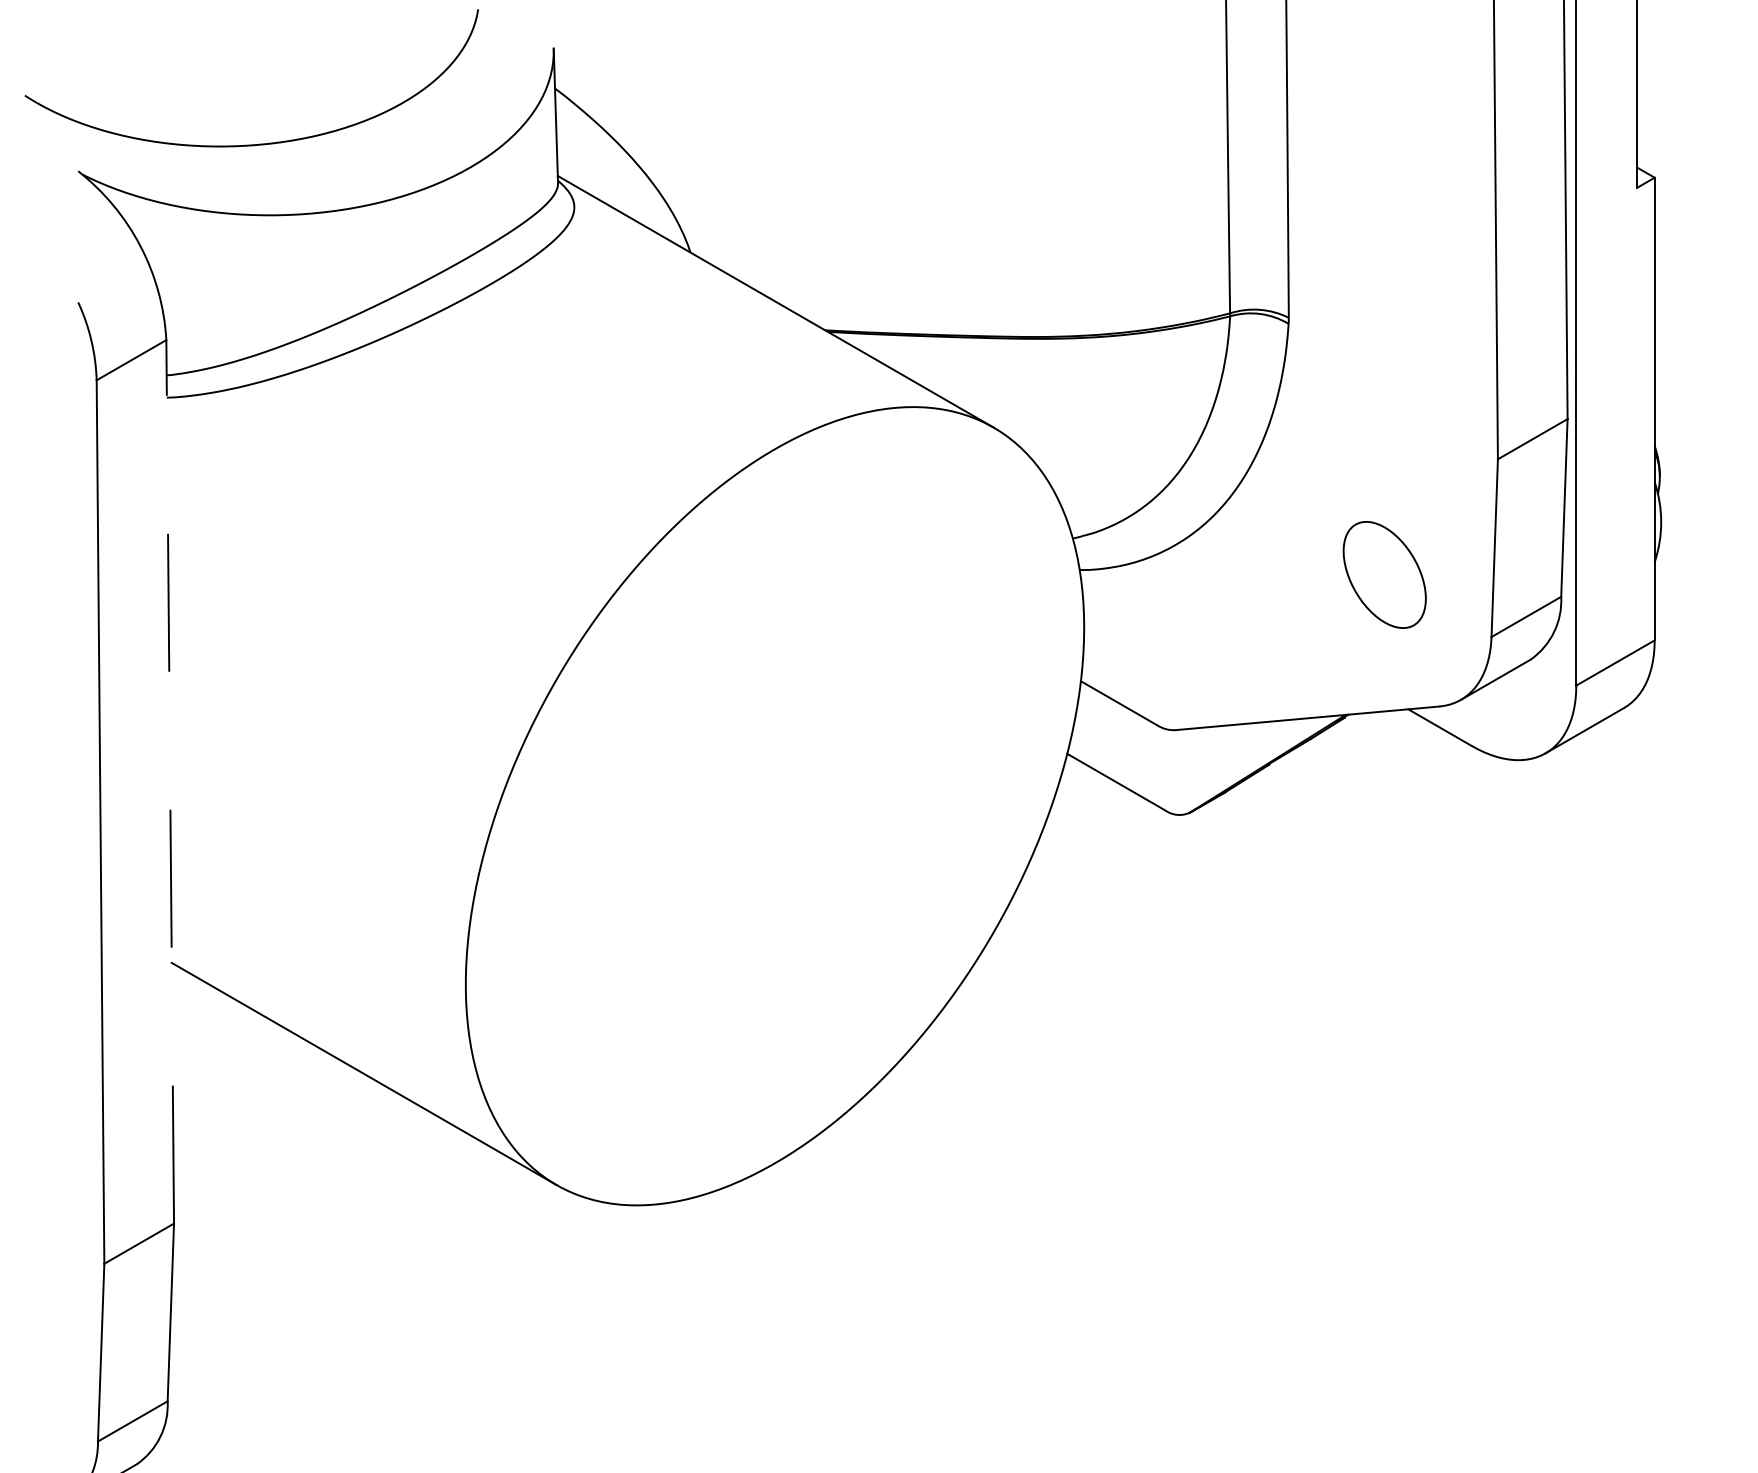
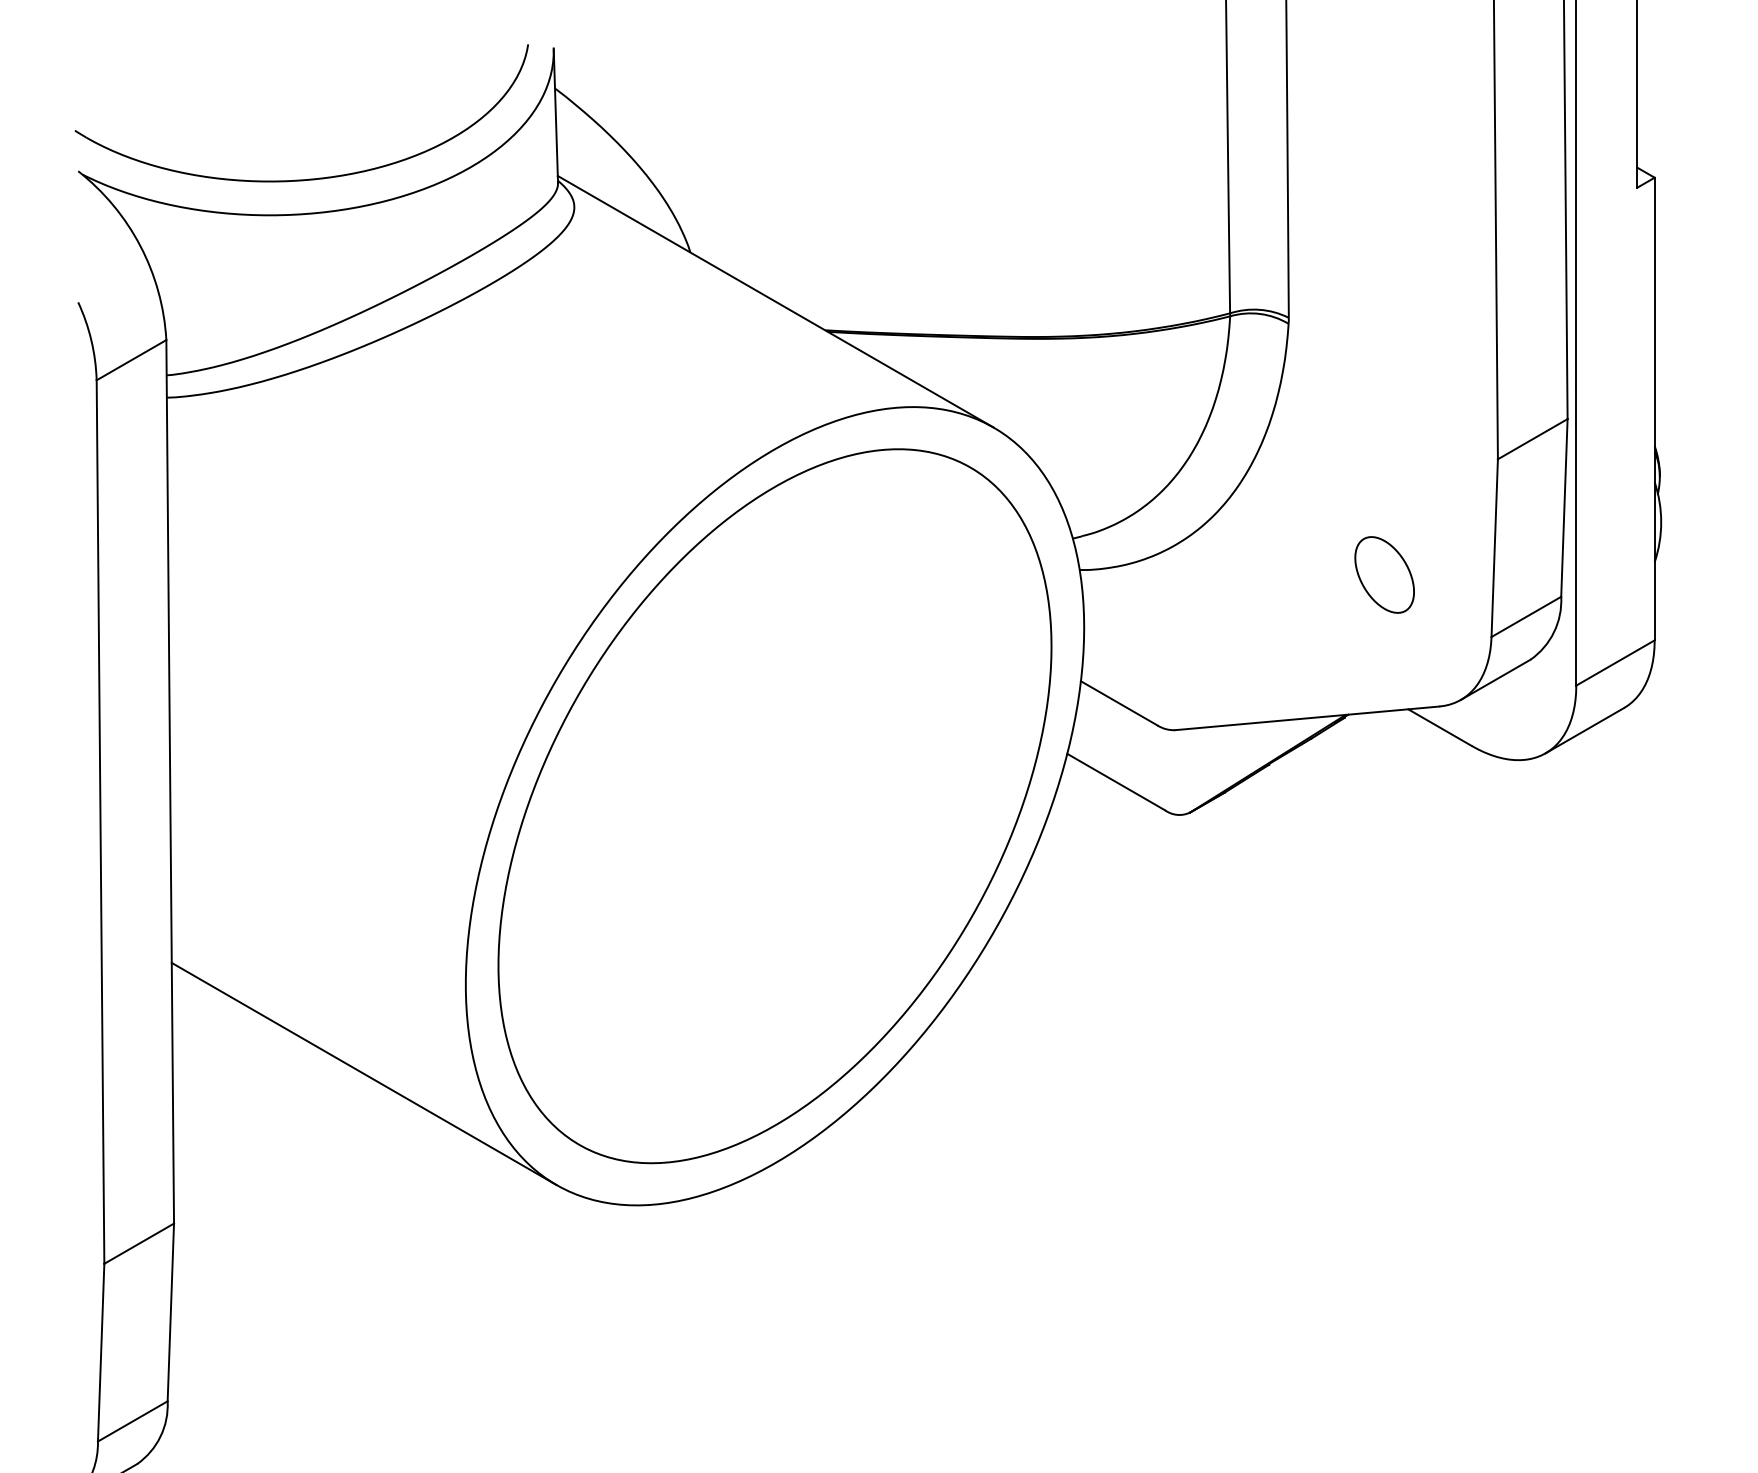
part position: (259, 143) -> (309, 178) (309, 178)
part size: 85x108 px -> 61x78 px (1384, 574)
line: dashed -> solid (170, 781)
part: none -> present (774, 806)
